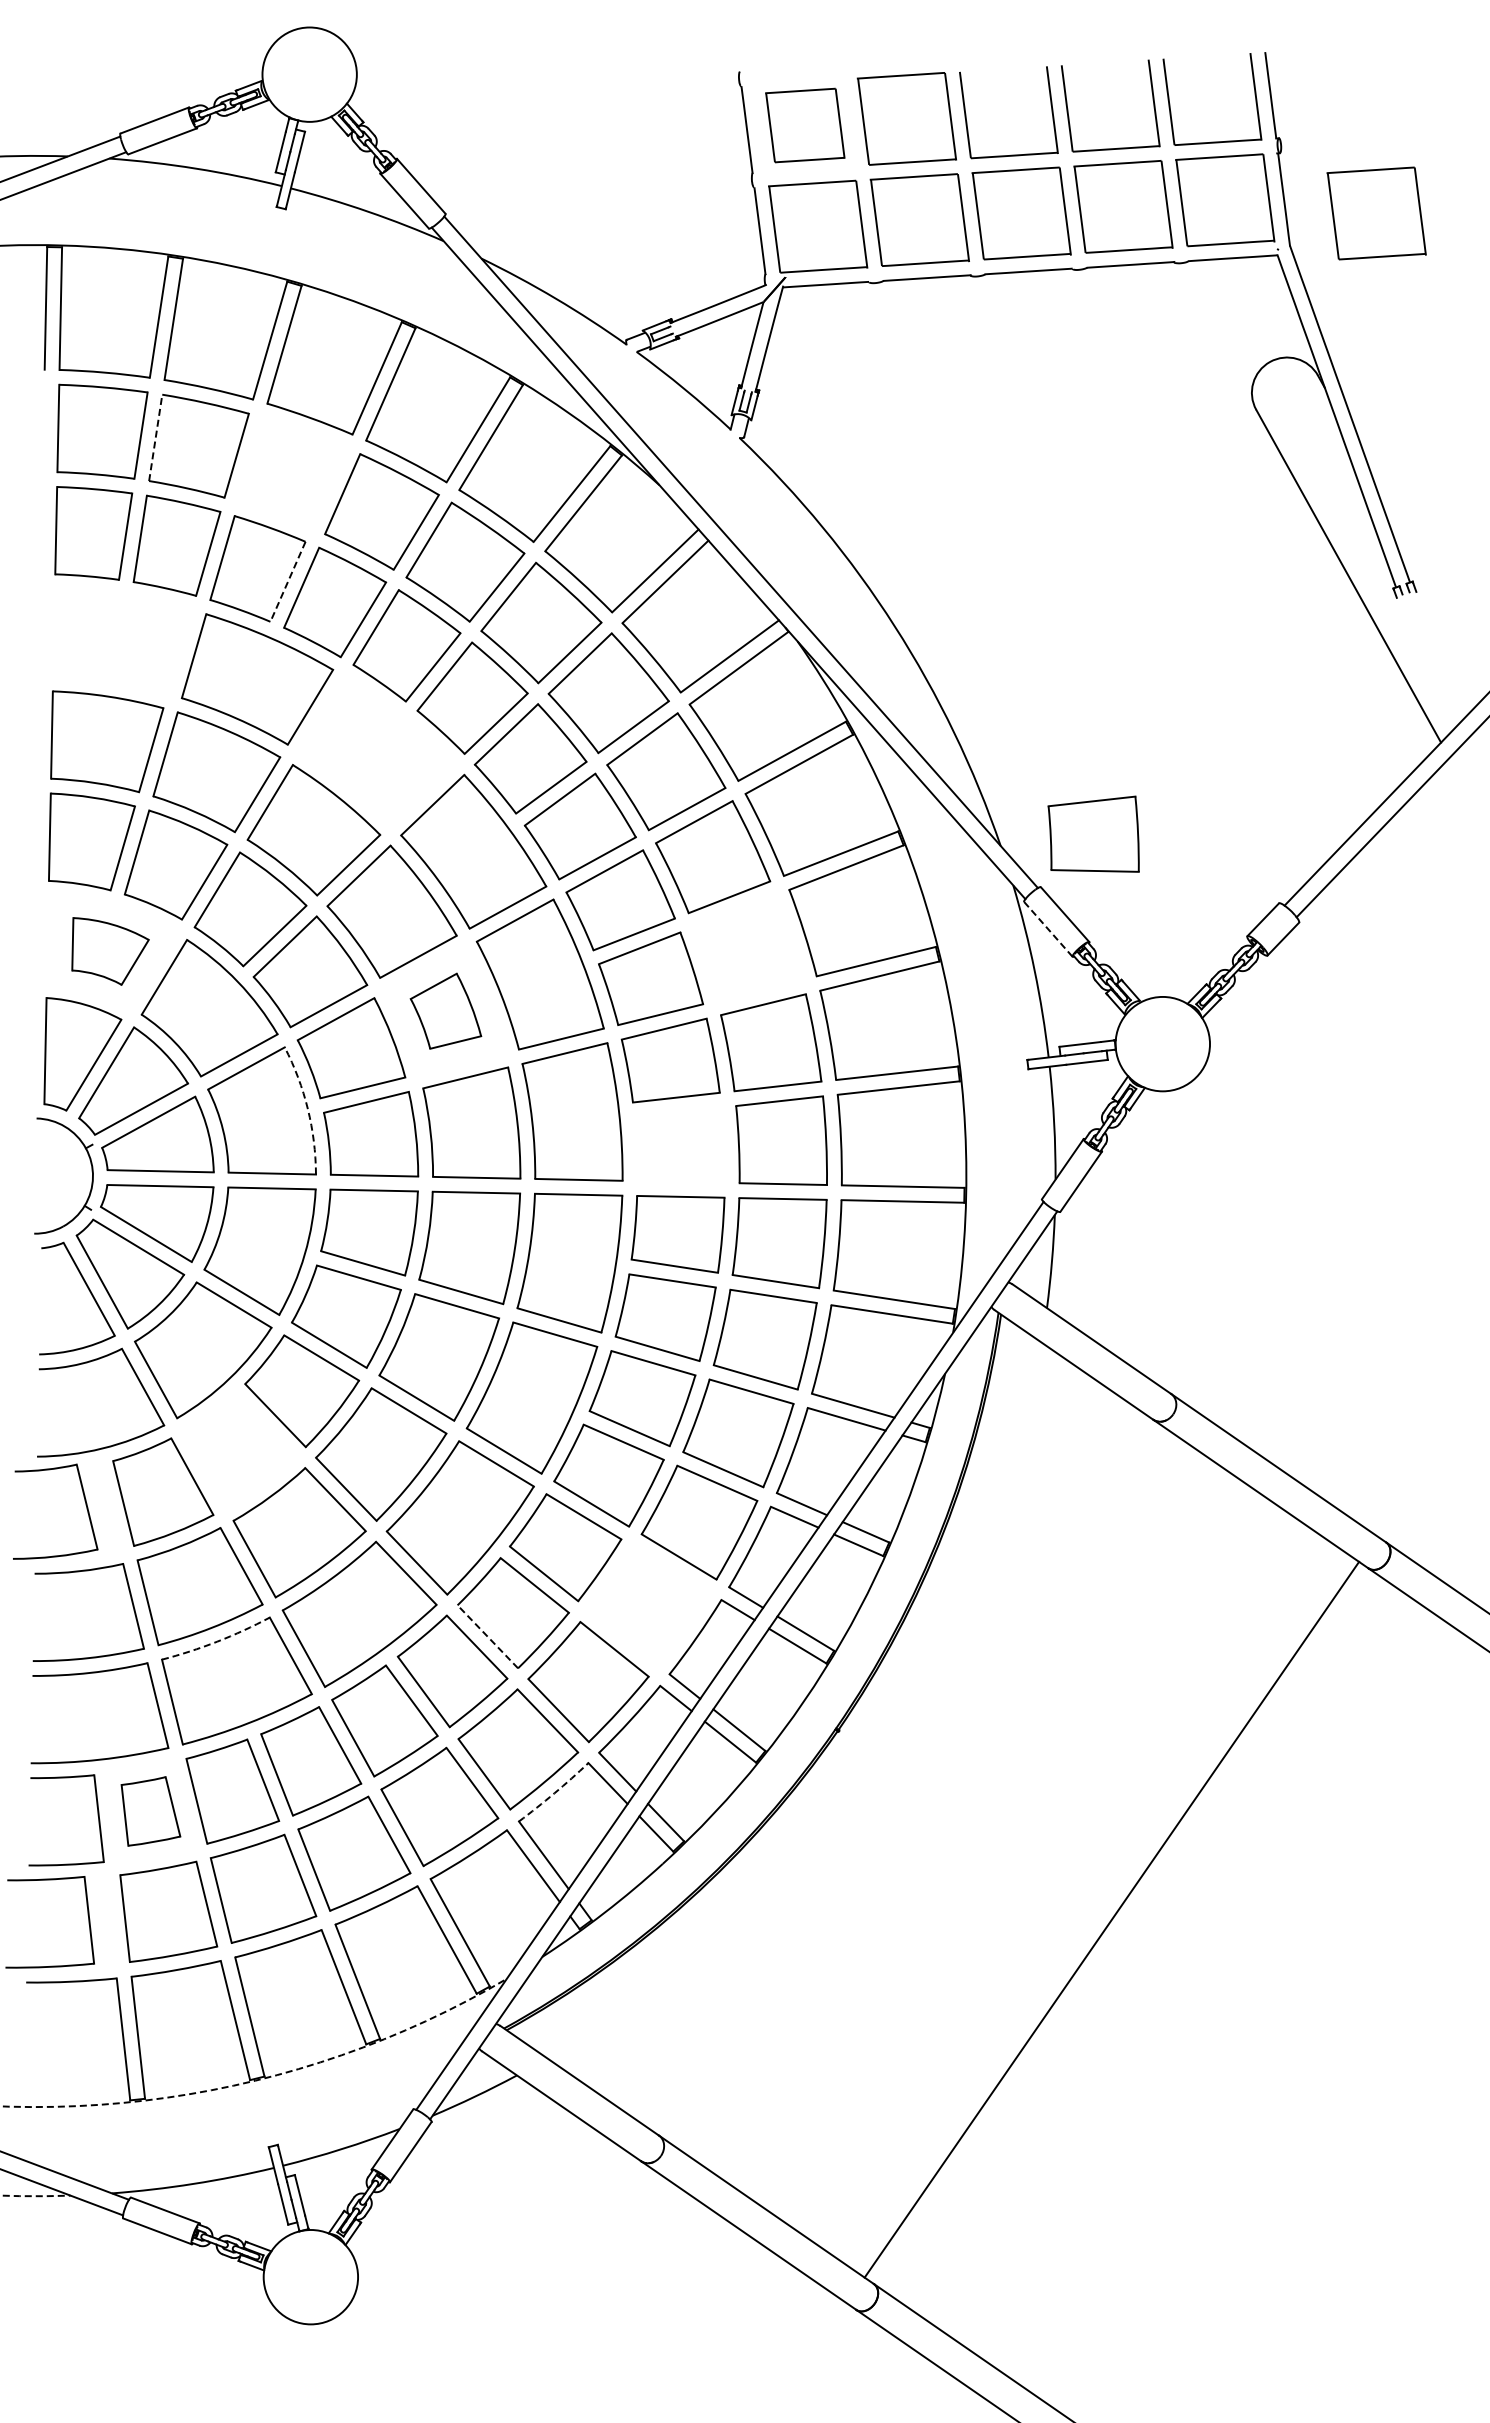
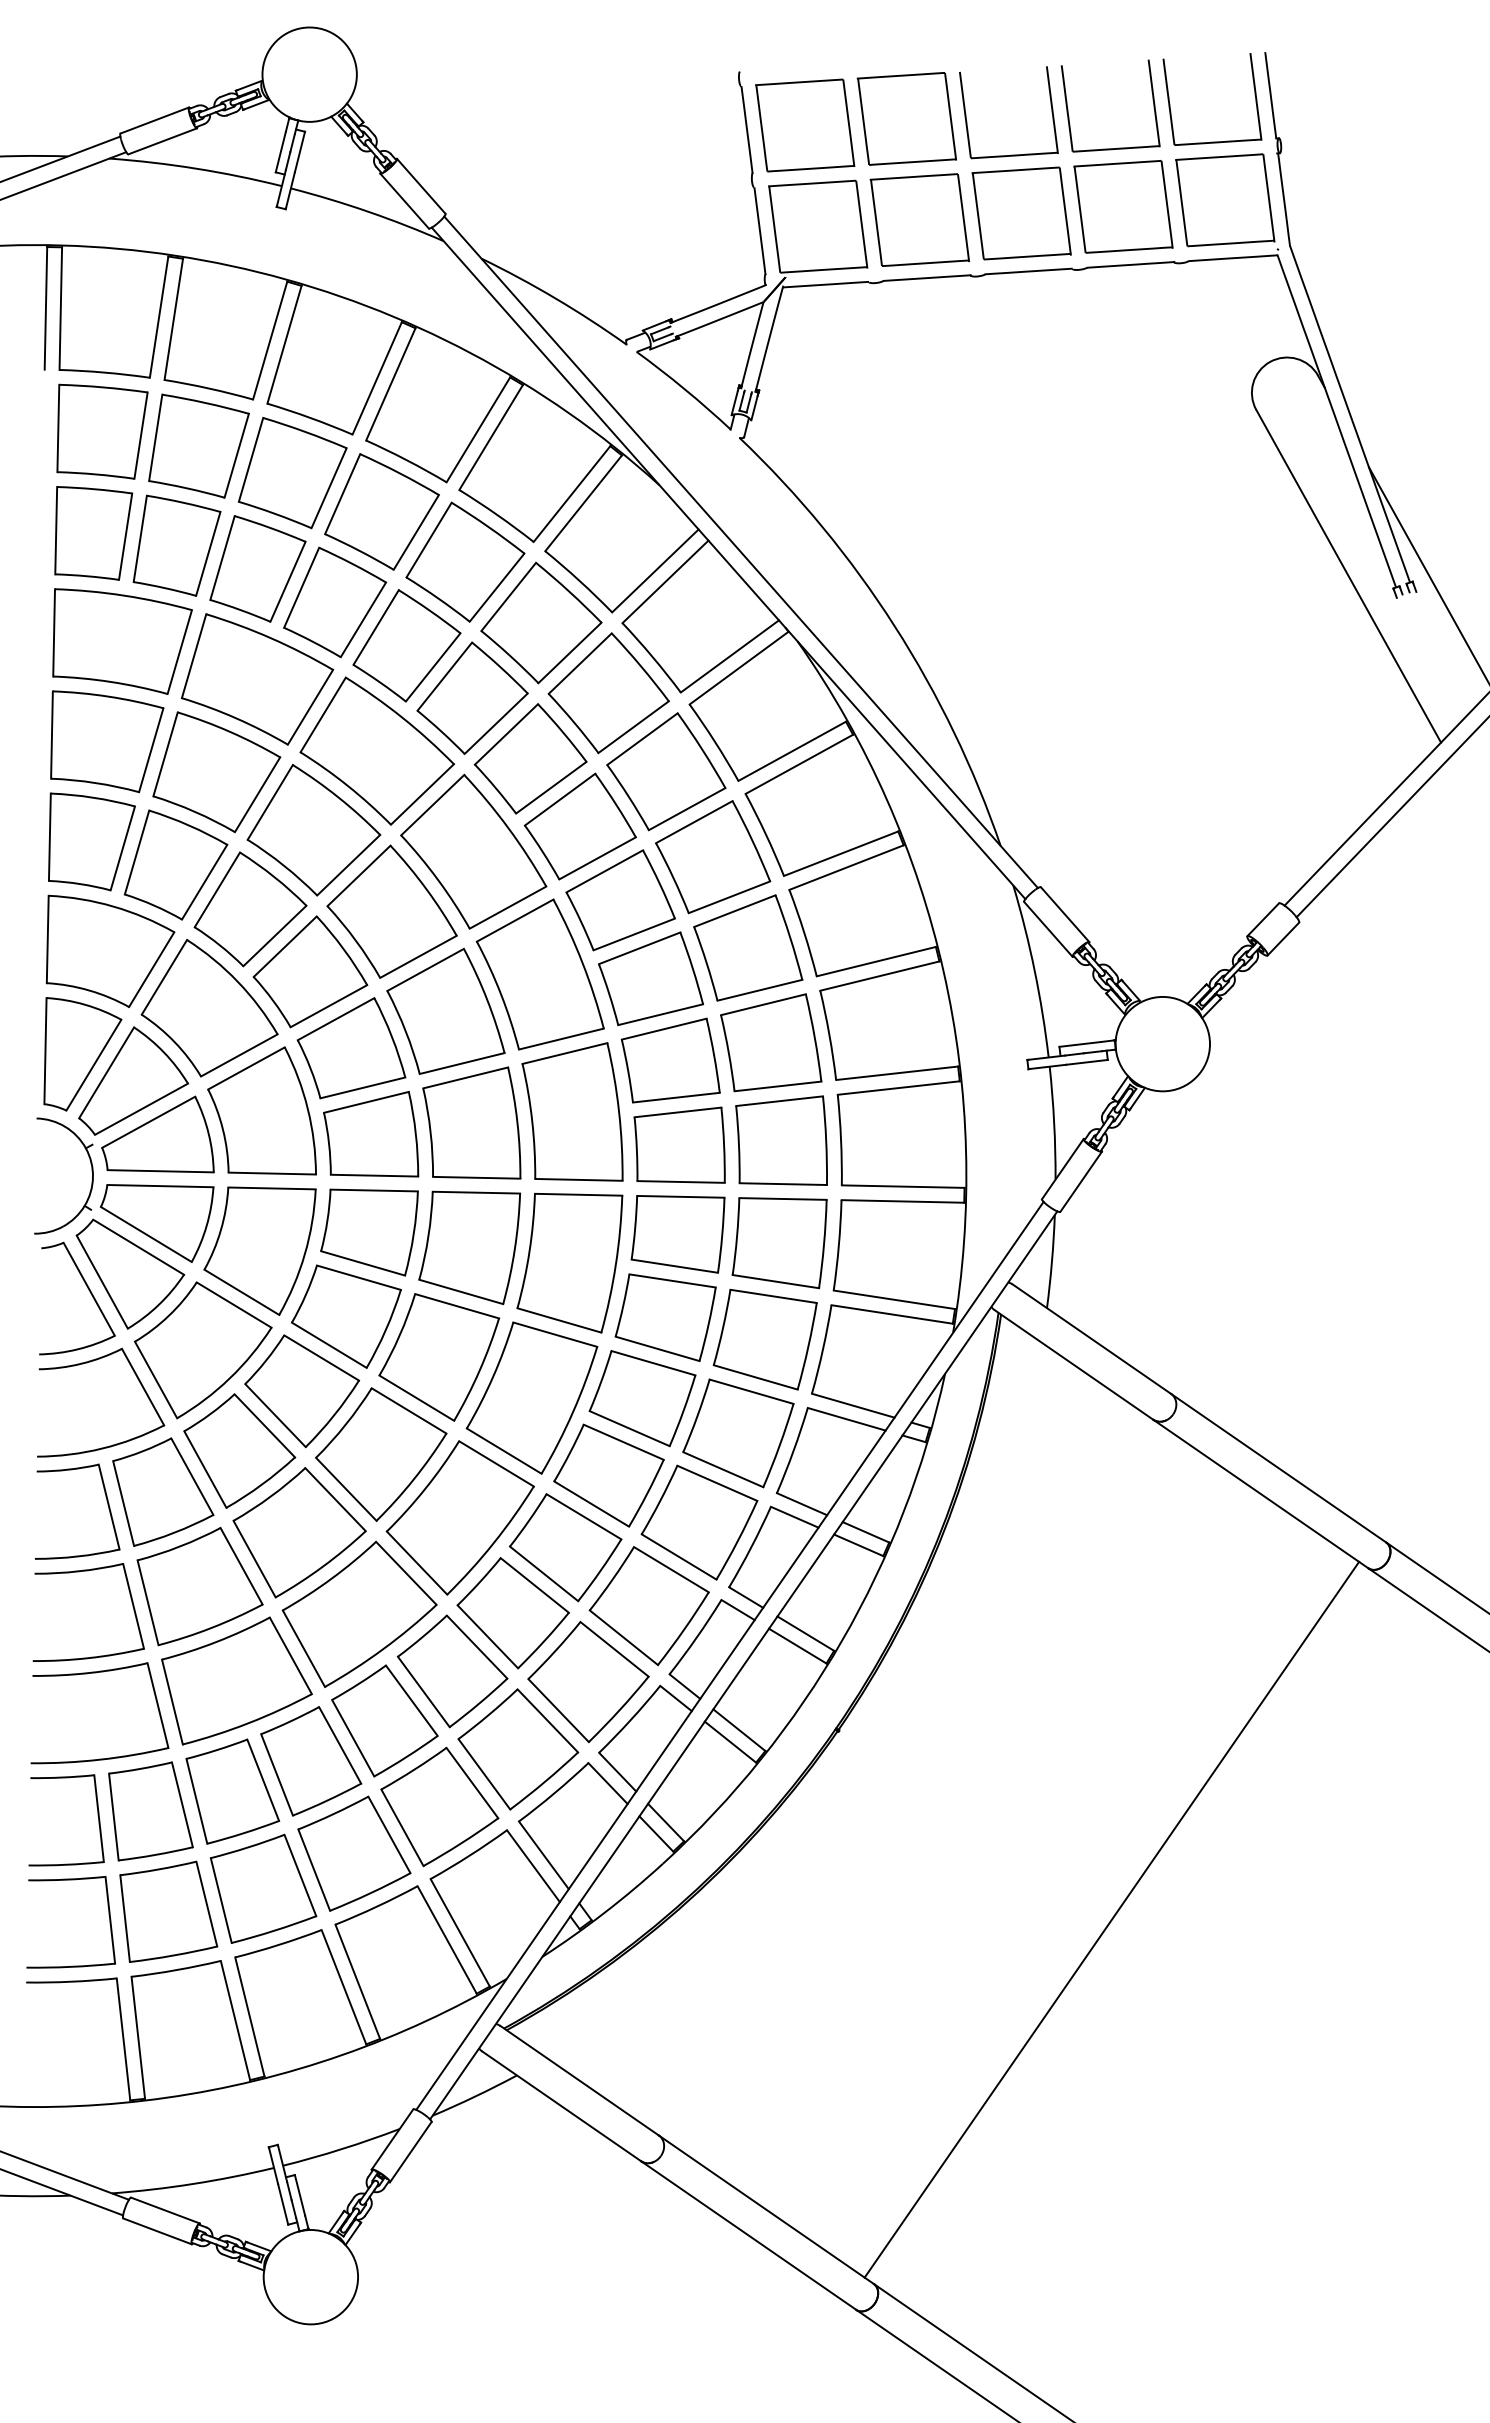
part size: 81x77 px -> 101x95 px (805, 125)
part: present -> none (1376, 213)
line: dashed -> solid (155, 437)
part: none -> present (292, 473)
line: none -> present (1427, 573)
line: dashed -> solid (288, 581)
part: none -> present (122, 641)
part: none -> present (376, 750)
part position: (1093, 833) -> (679, 1144) (679, 1144)
line: dashed -> solid (1048, 929)
part: none -> present (748, 947)
part size: 79x69 px -> 131x115 px (110, 951)
part size: 74x78 px -> 120x128 px (445, 1010)
arc: dashed -> solid (307, 1109)
part: none -> present (239, 1450)
part position: (85, 1505) -> (107, 1505) (107, 1505)
part: none -> present (648, 1606)
line: dashed -> solid (487, 1636)
arc: dashed -> solid (217, 1641)
arc: dashed -> solid (554, 1793)
part size: 62x71 px -> 86x101 px (150, 1811)
part position: (87, 1915) -> (108, 1915) (108, 1915)
arc: dashed -> solid (261, 2079)
arc: dashed -> solid (35, 2196)
